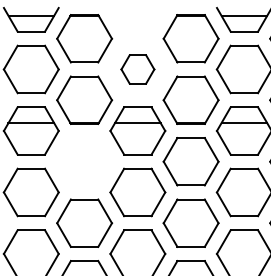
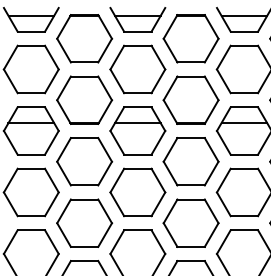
part: none -> present (137, 19)
part size: 36x31 px -> 58x51 px (137, 69)
part: none -> present (84, 161)
